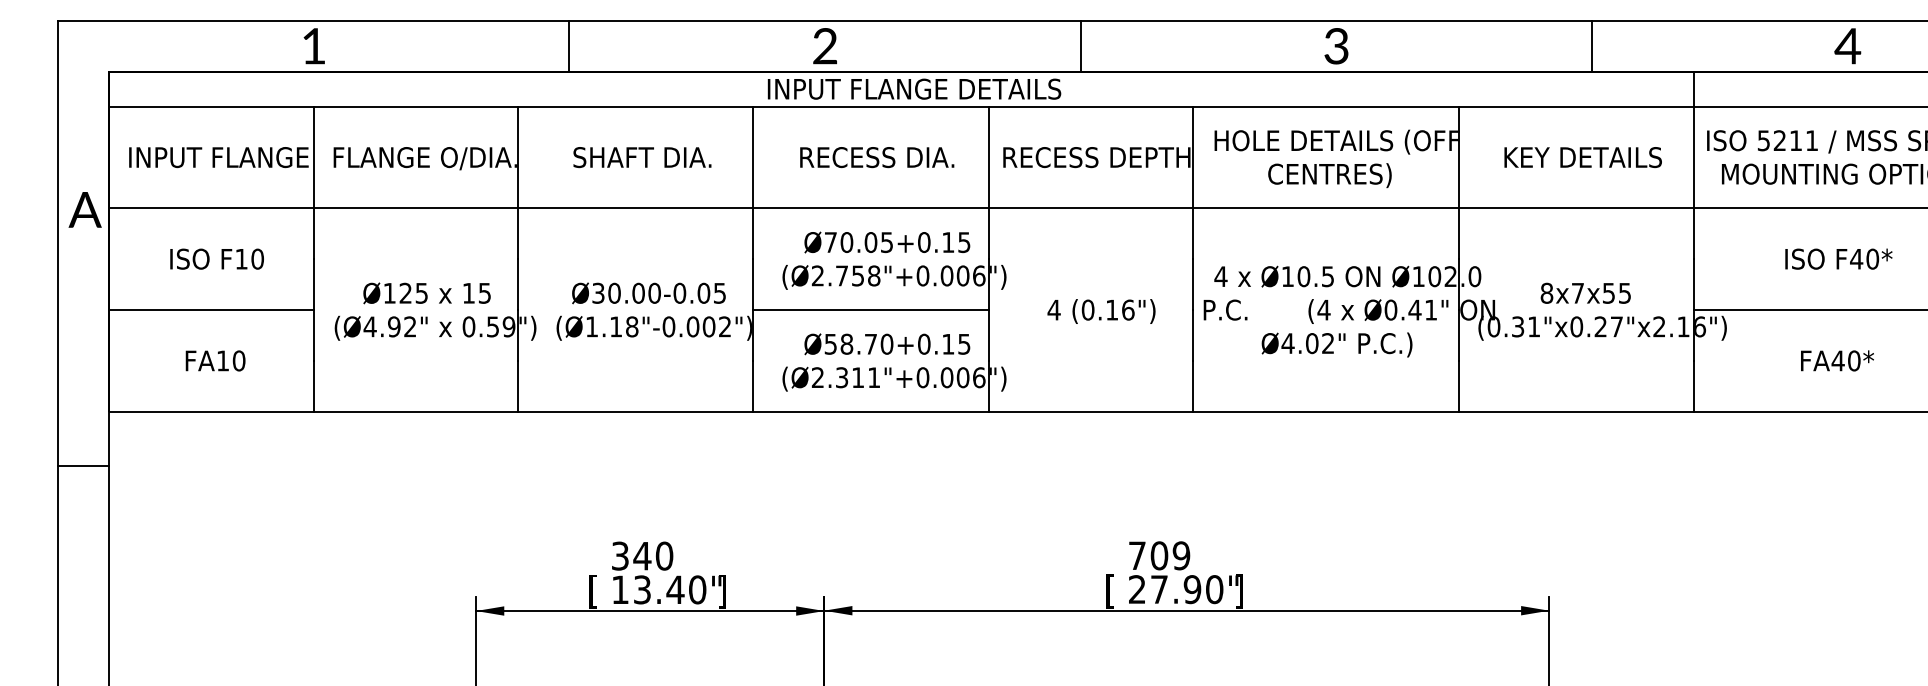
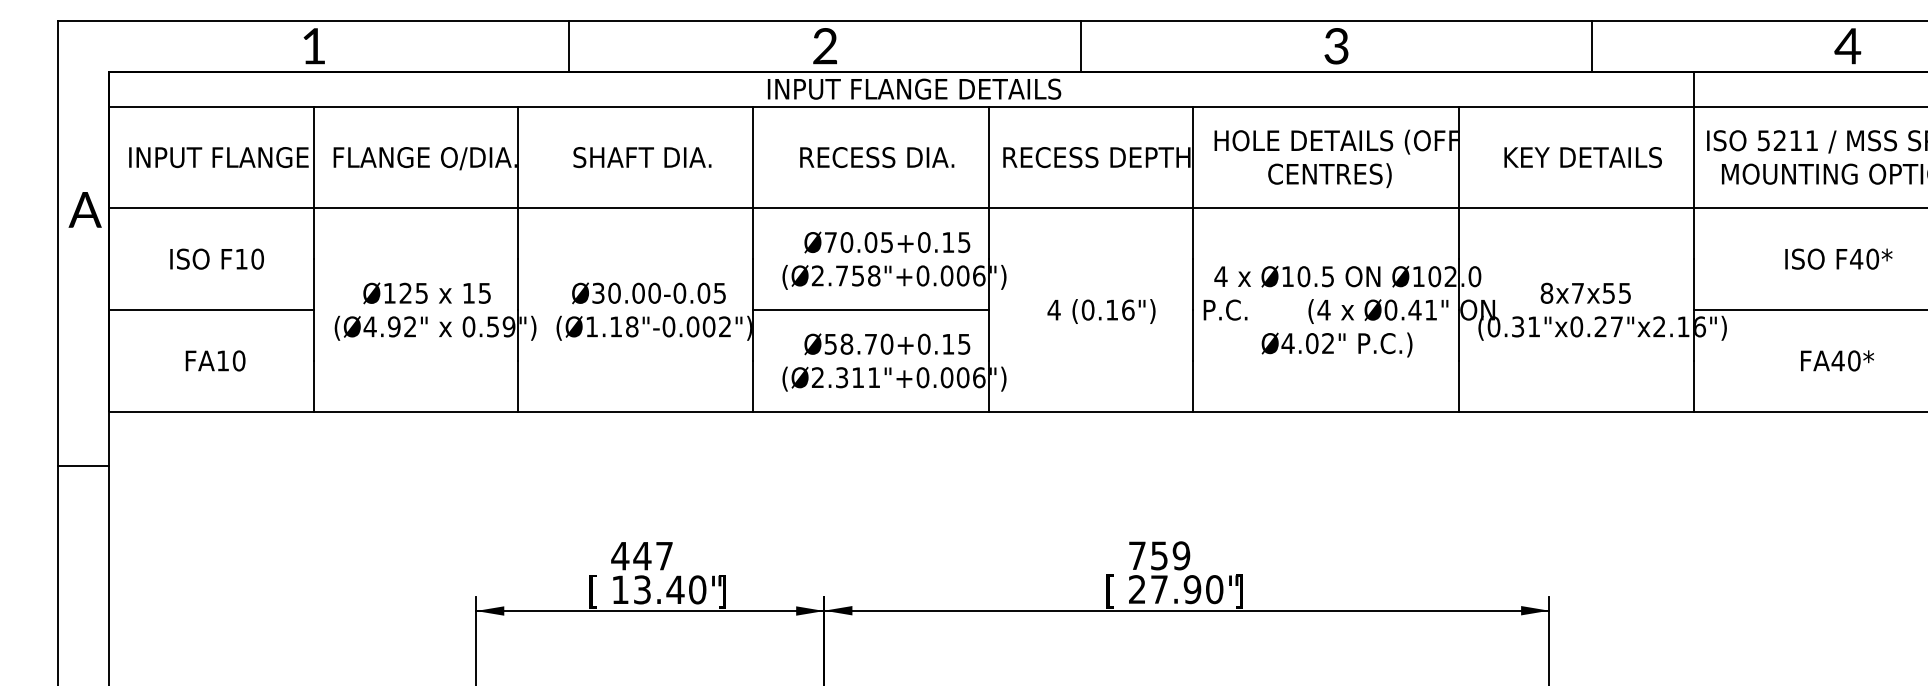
text: 340 -> 447 (642, 555)
text: 709 -> 759 (1159, 555)
